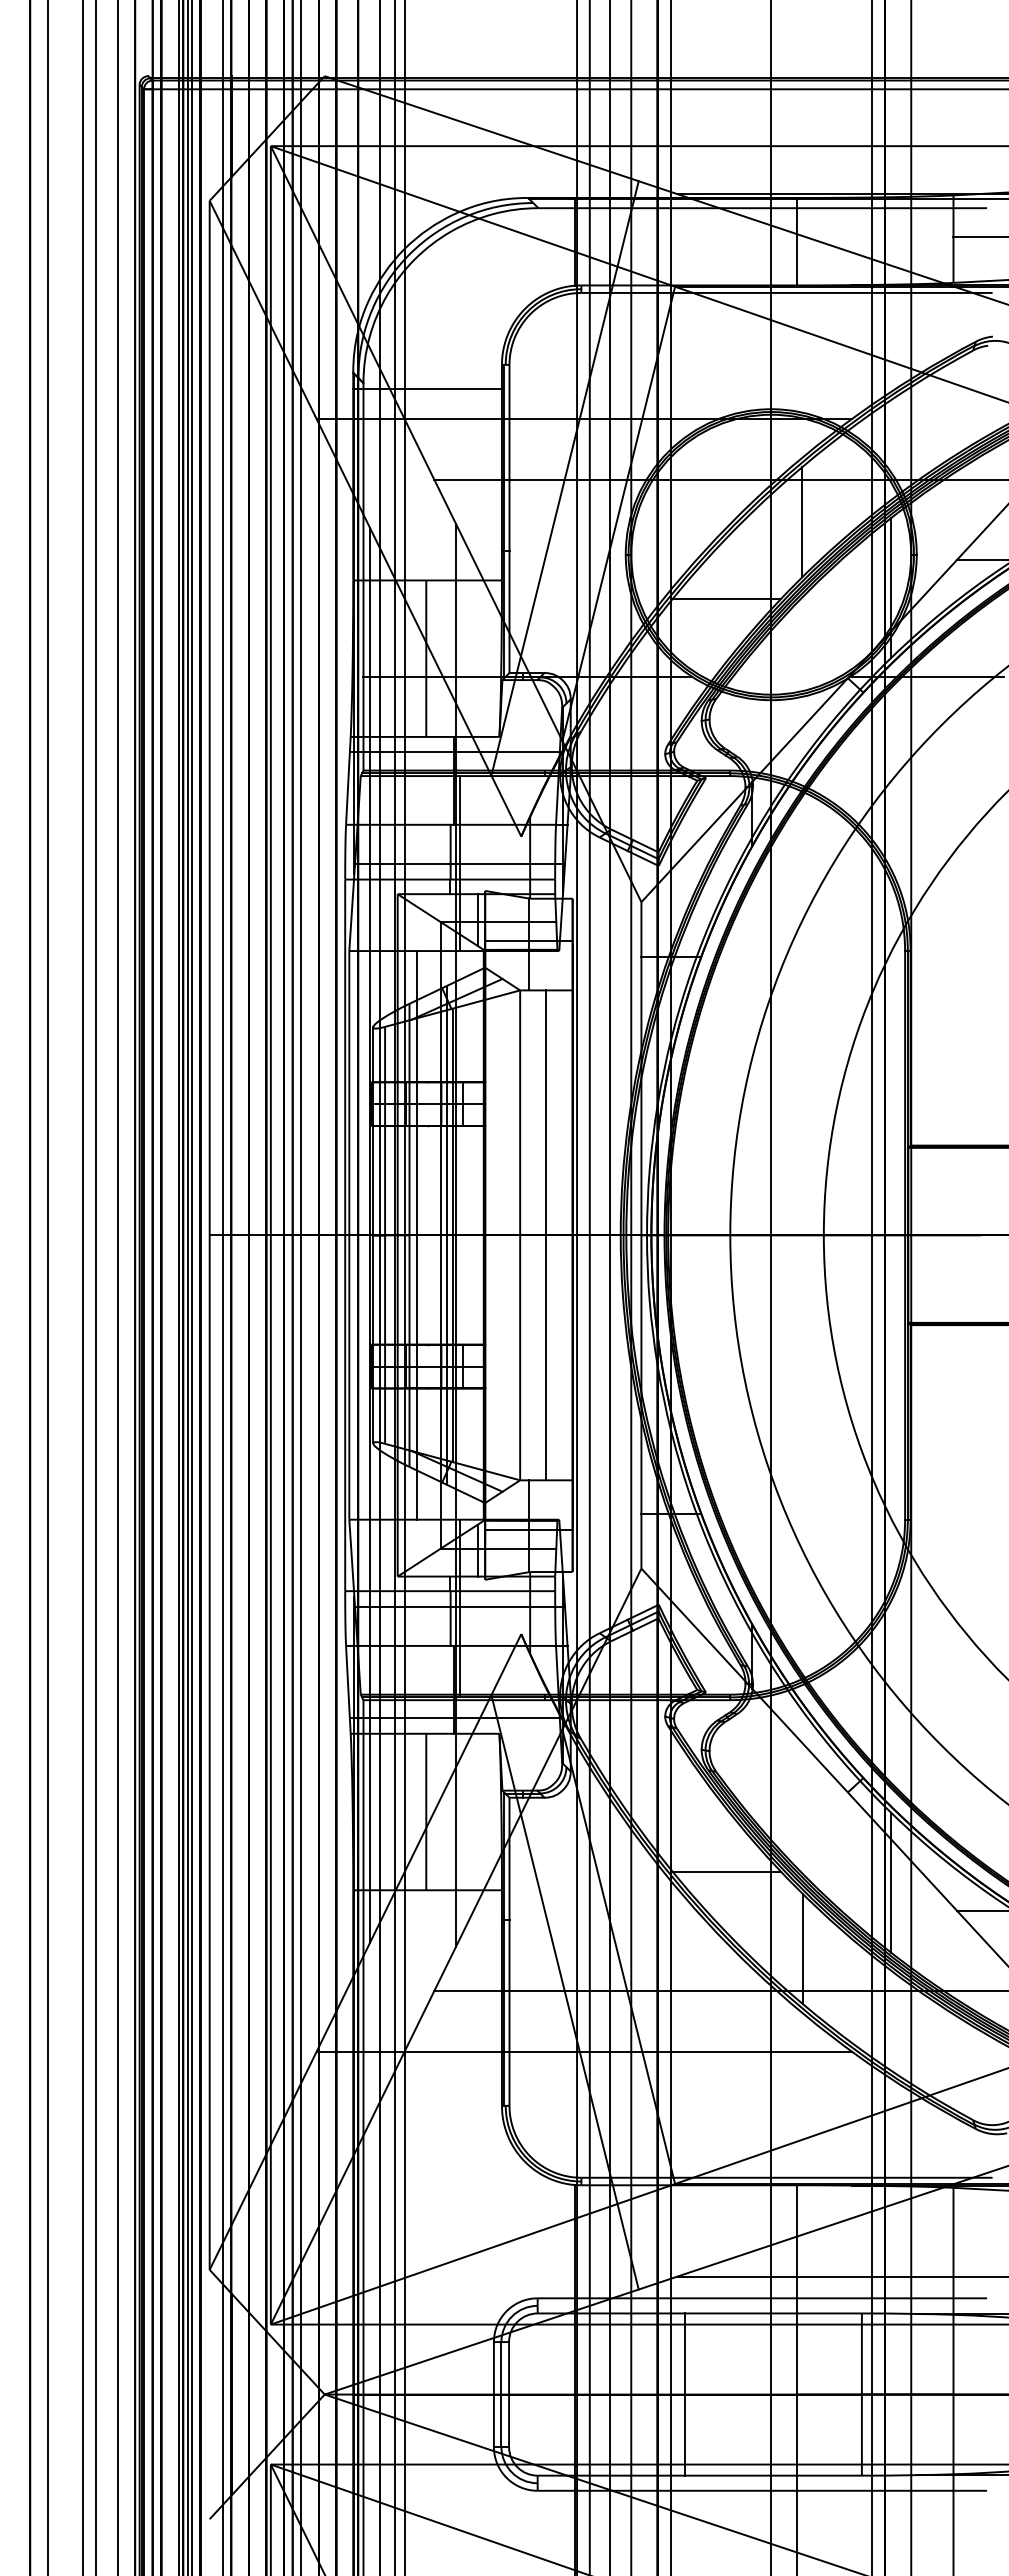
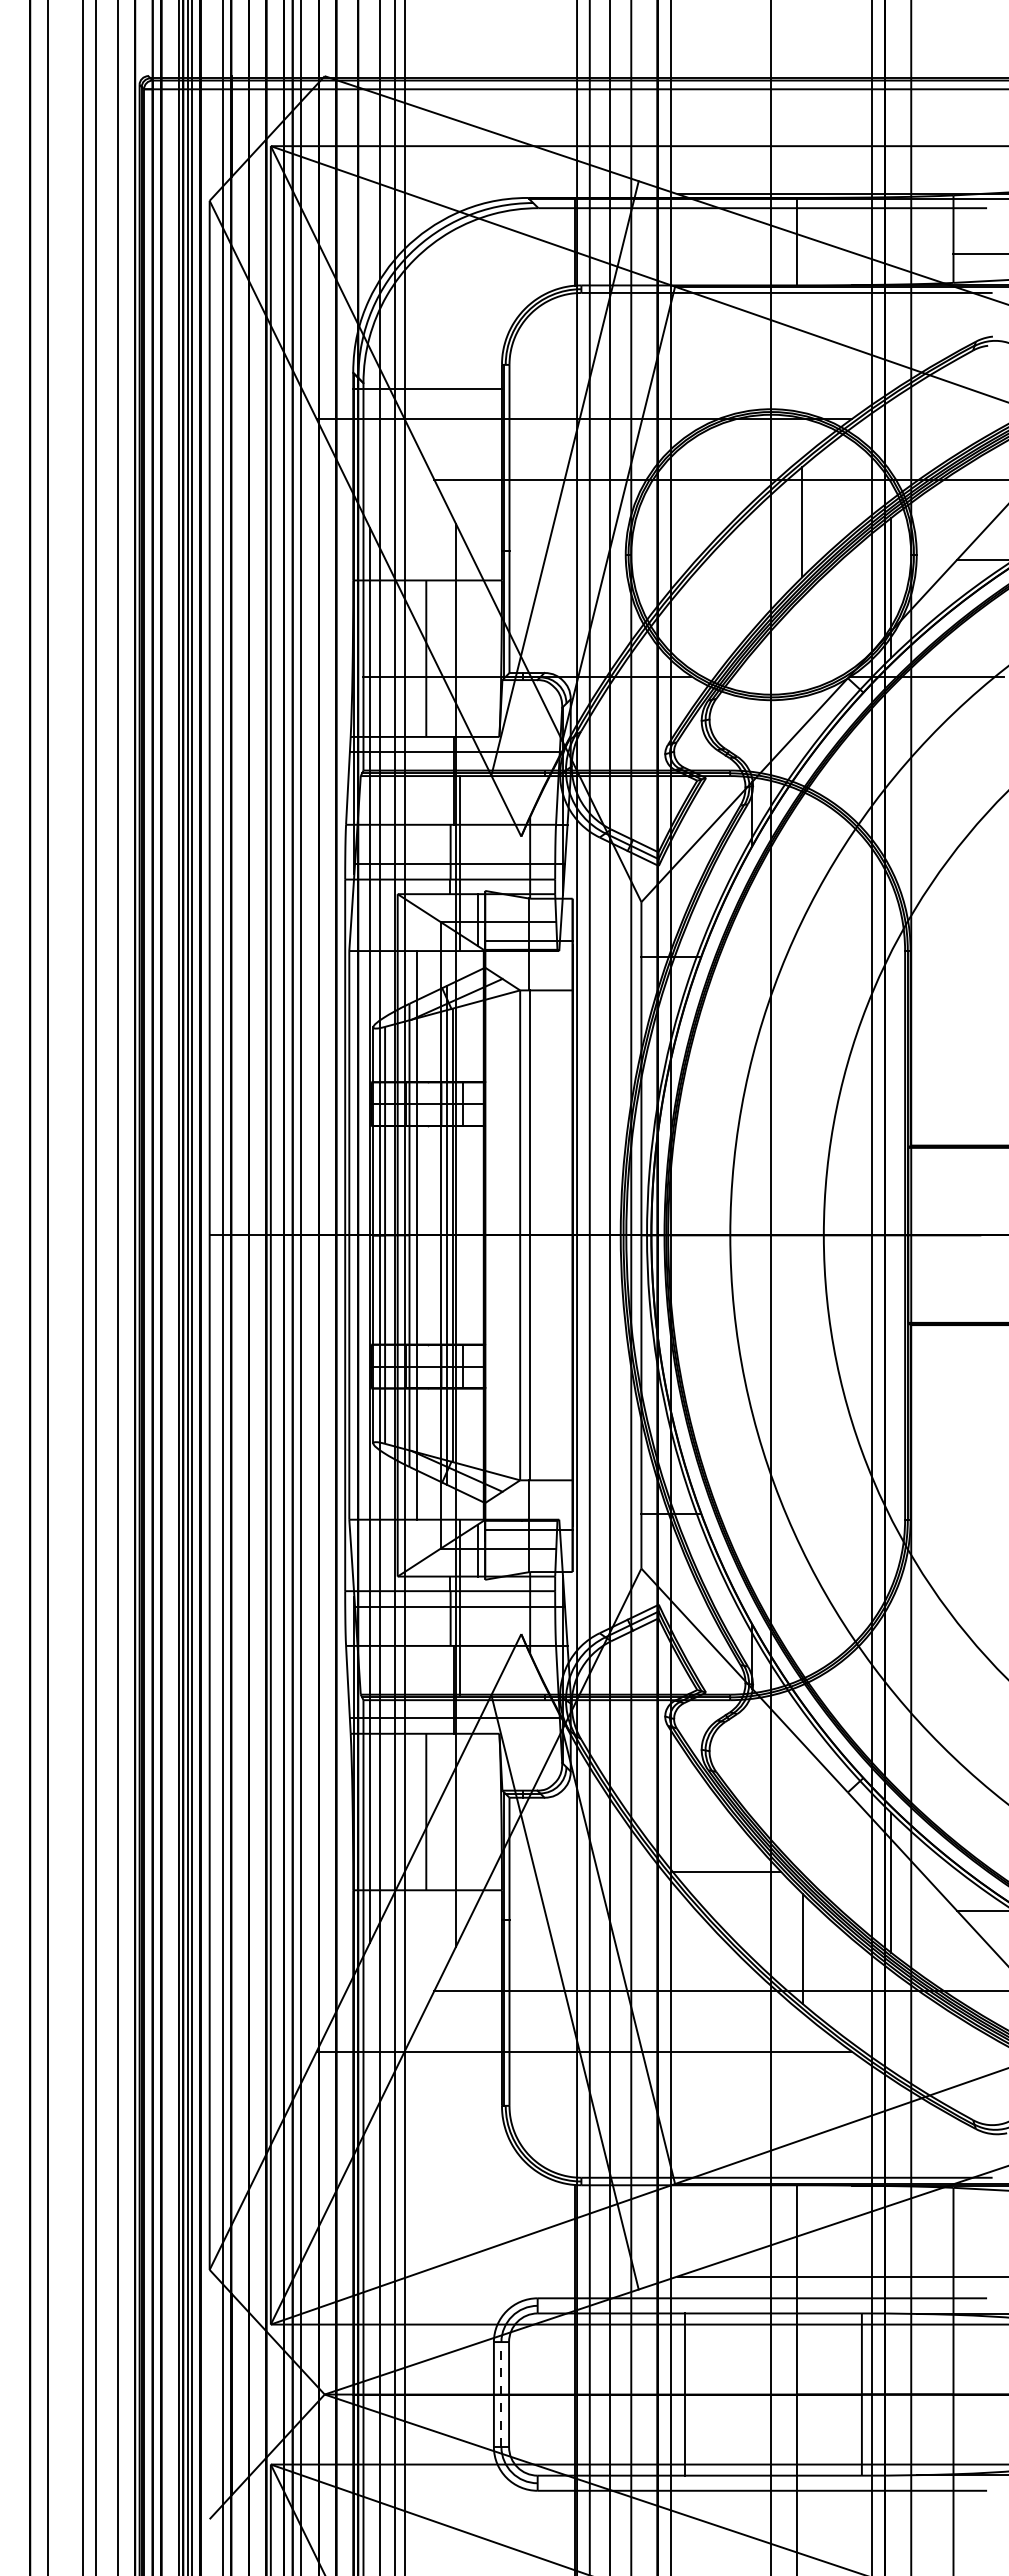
line position: (979, 236) -> (979, 253) (979, 253)
line: present -> none (726, 598)
line position: (546, 1235) -> (530, 1235) (530, 1235)
line: solid -> dashed (501, 2394)
